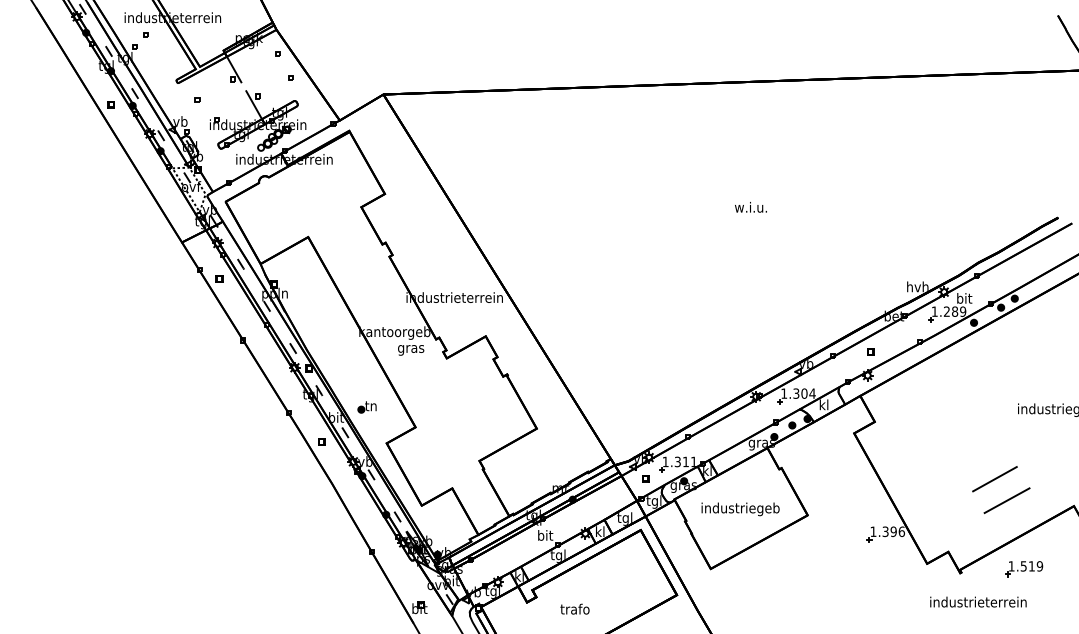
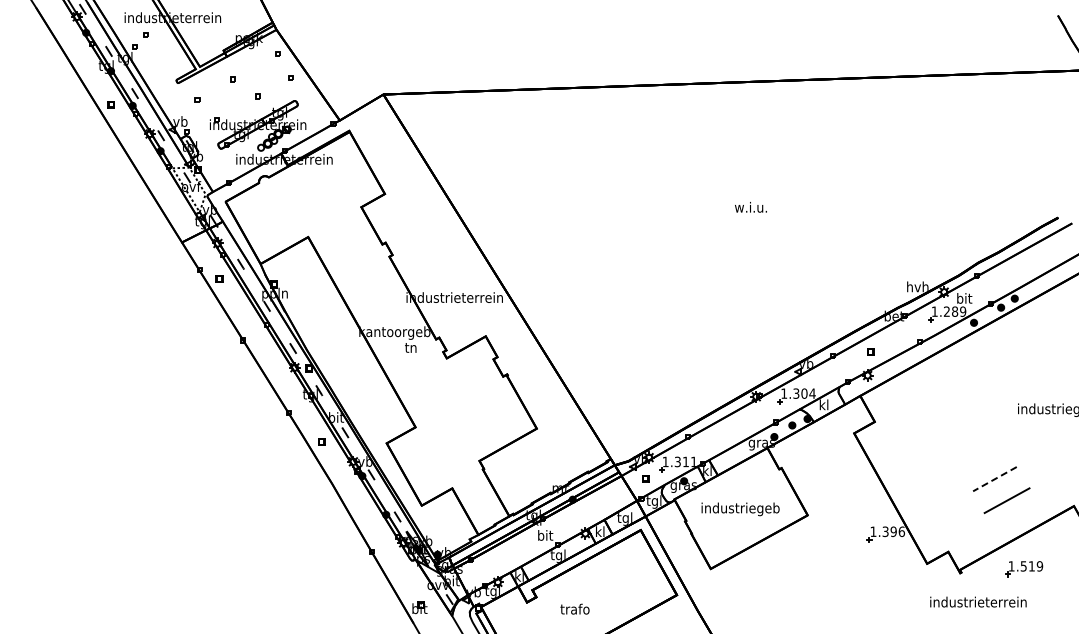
line: present -> none (244, 87)
text: gras -> tn (411, 349)
part: present -> none (366, 407)
line: solid -> dashed (994, 479)
